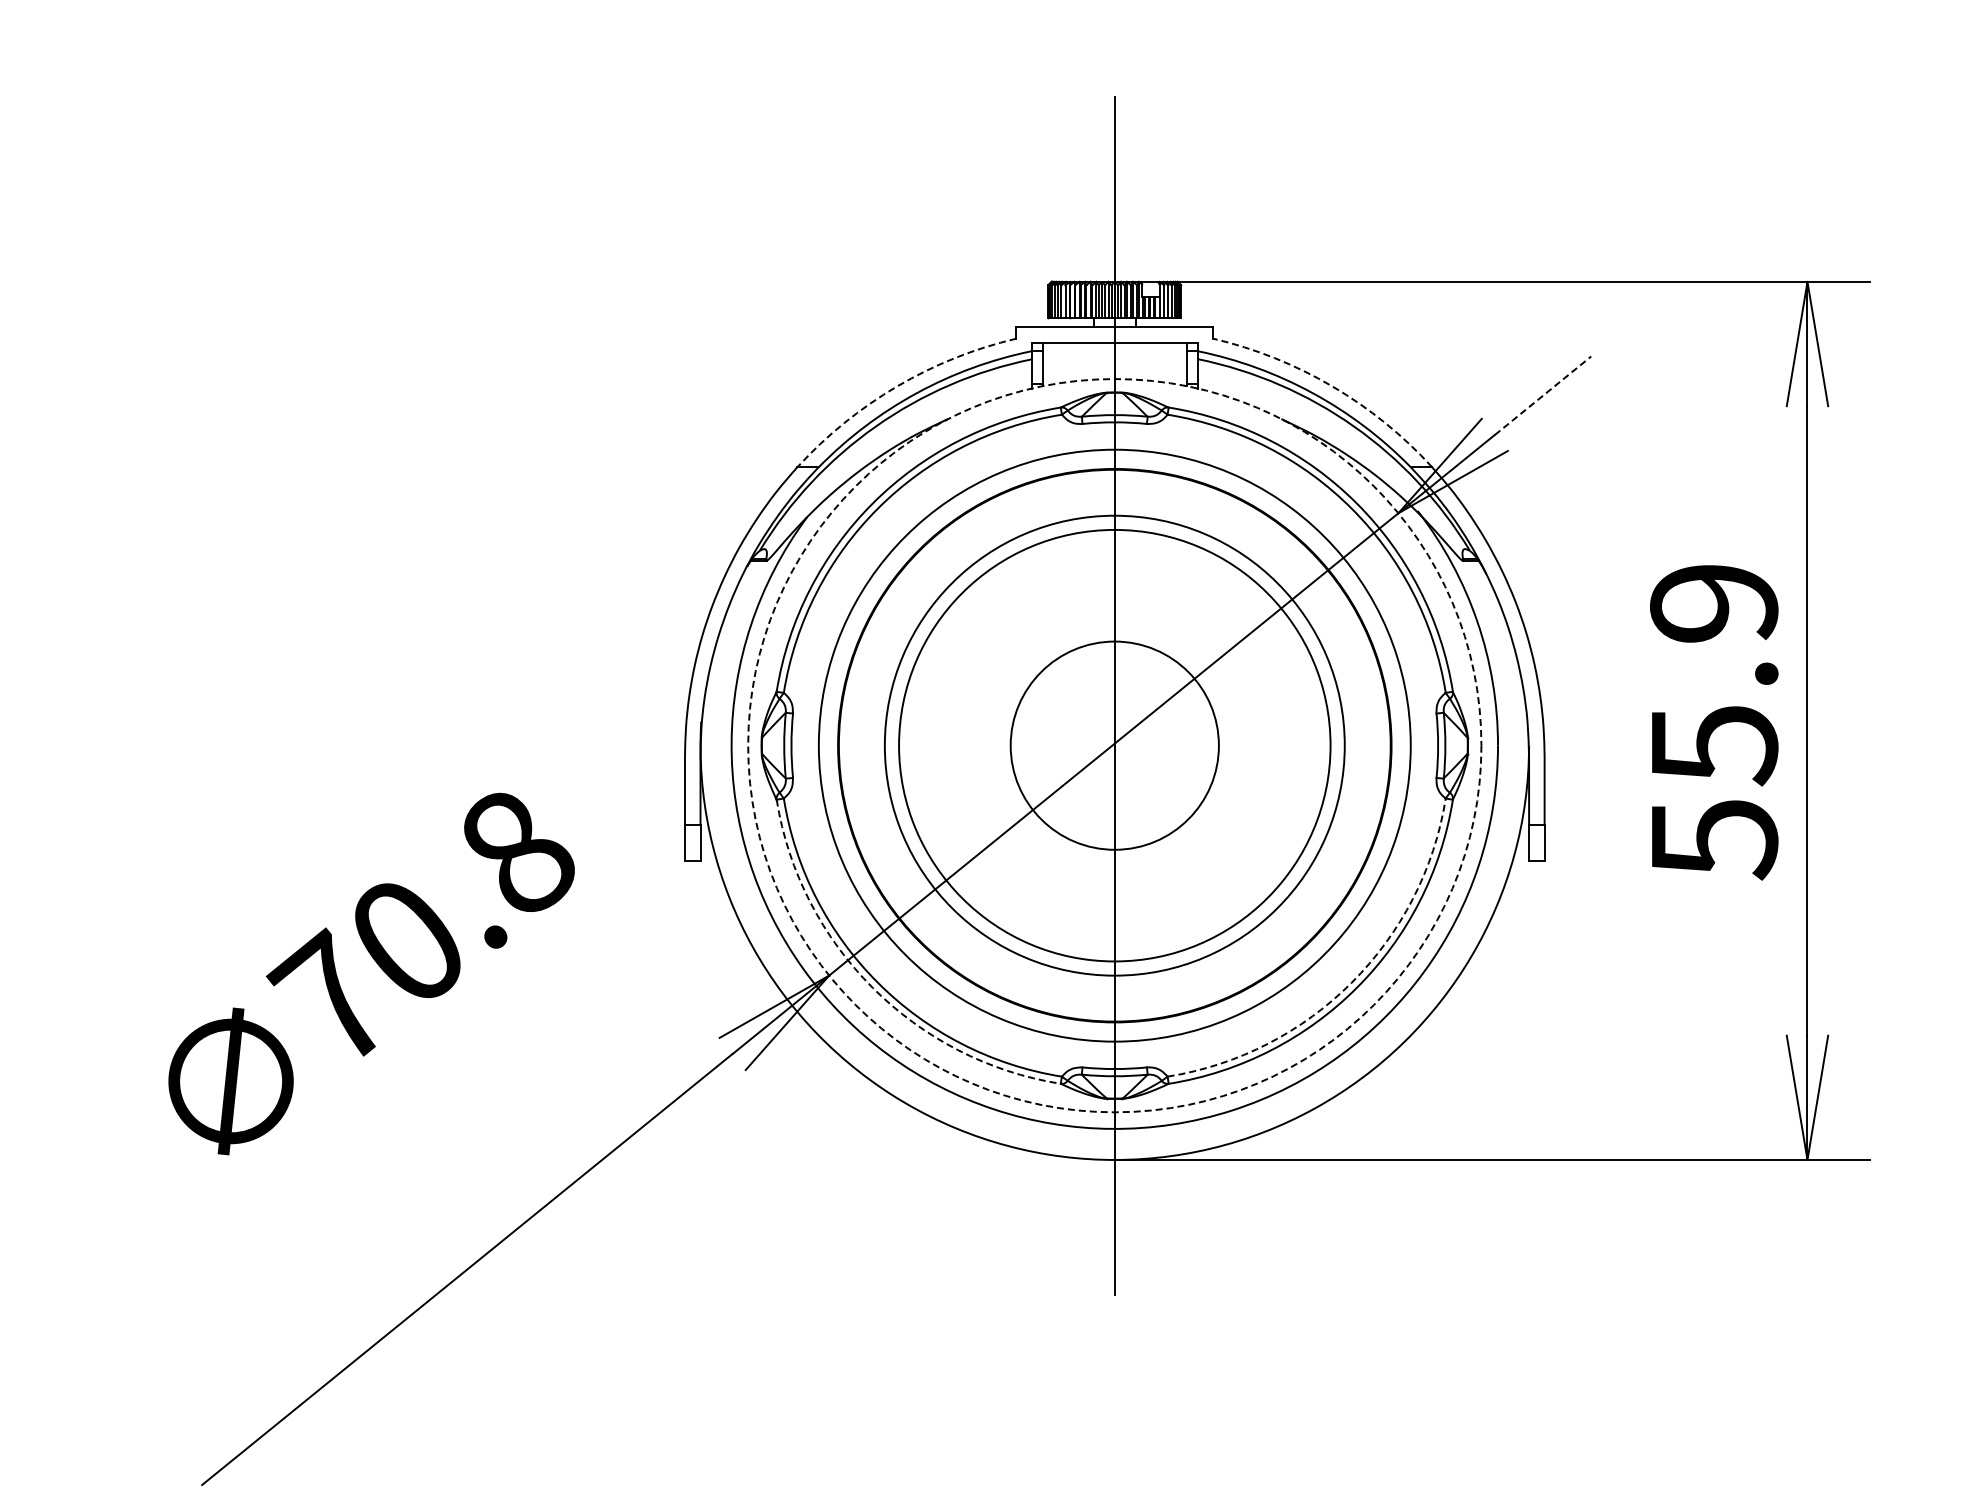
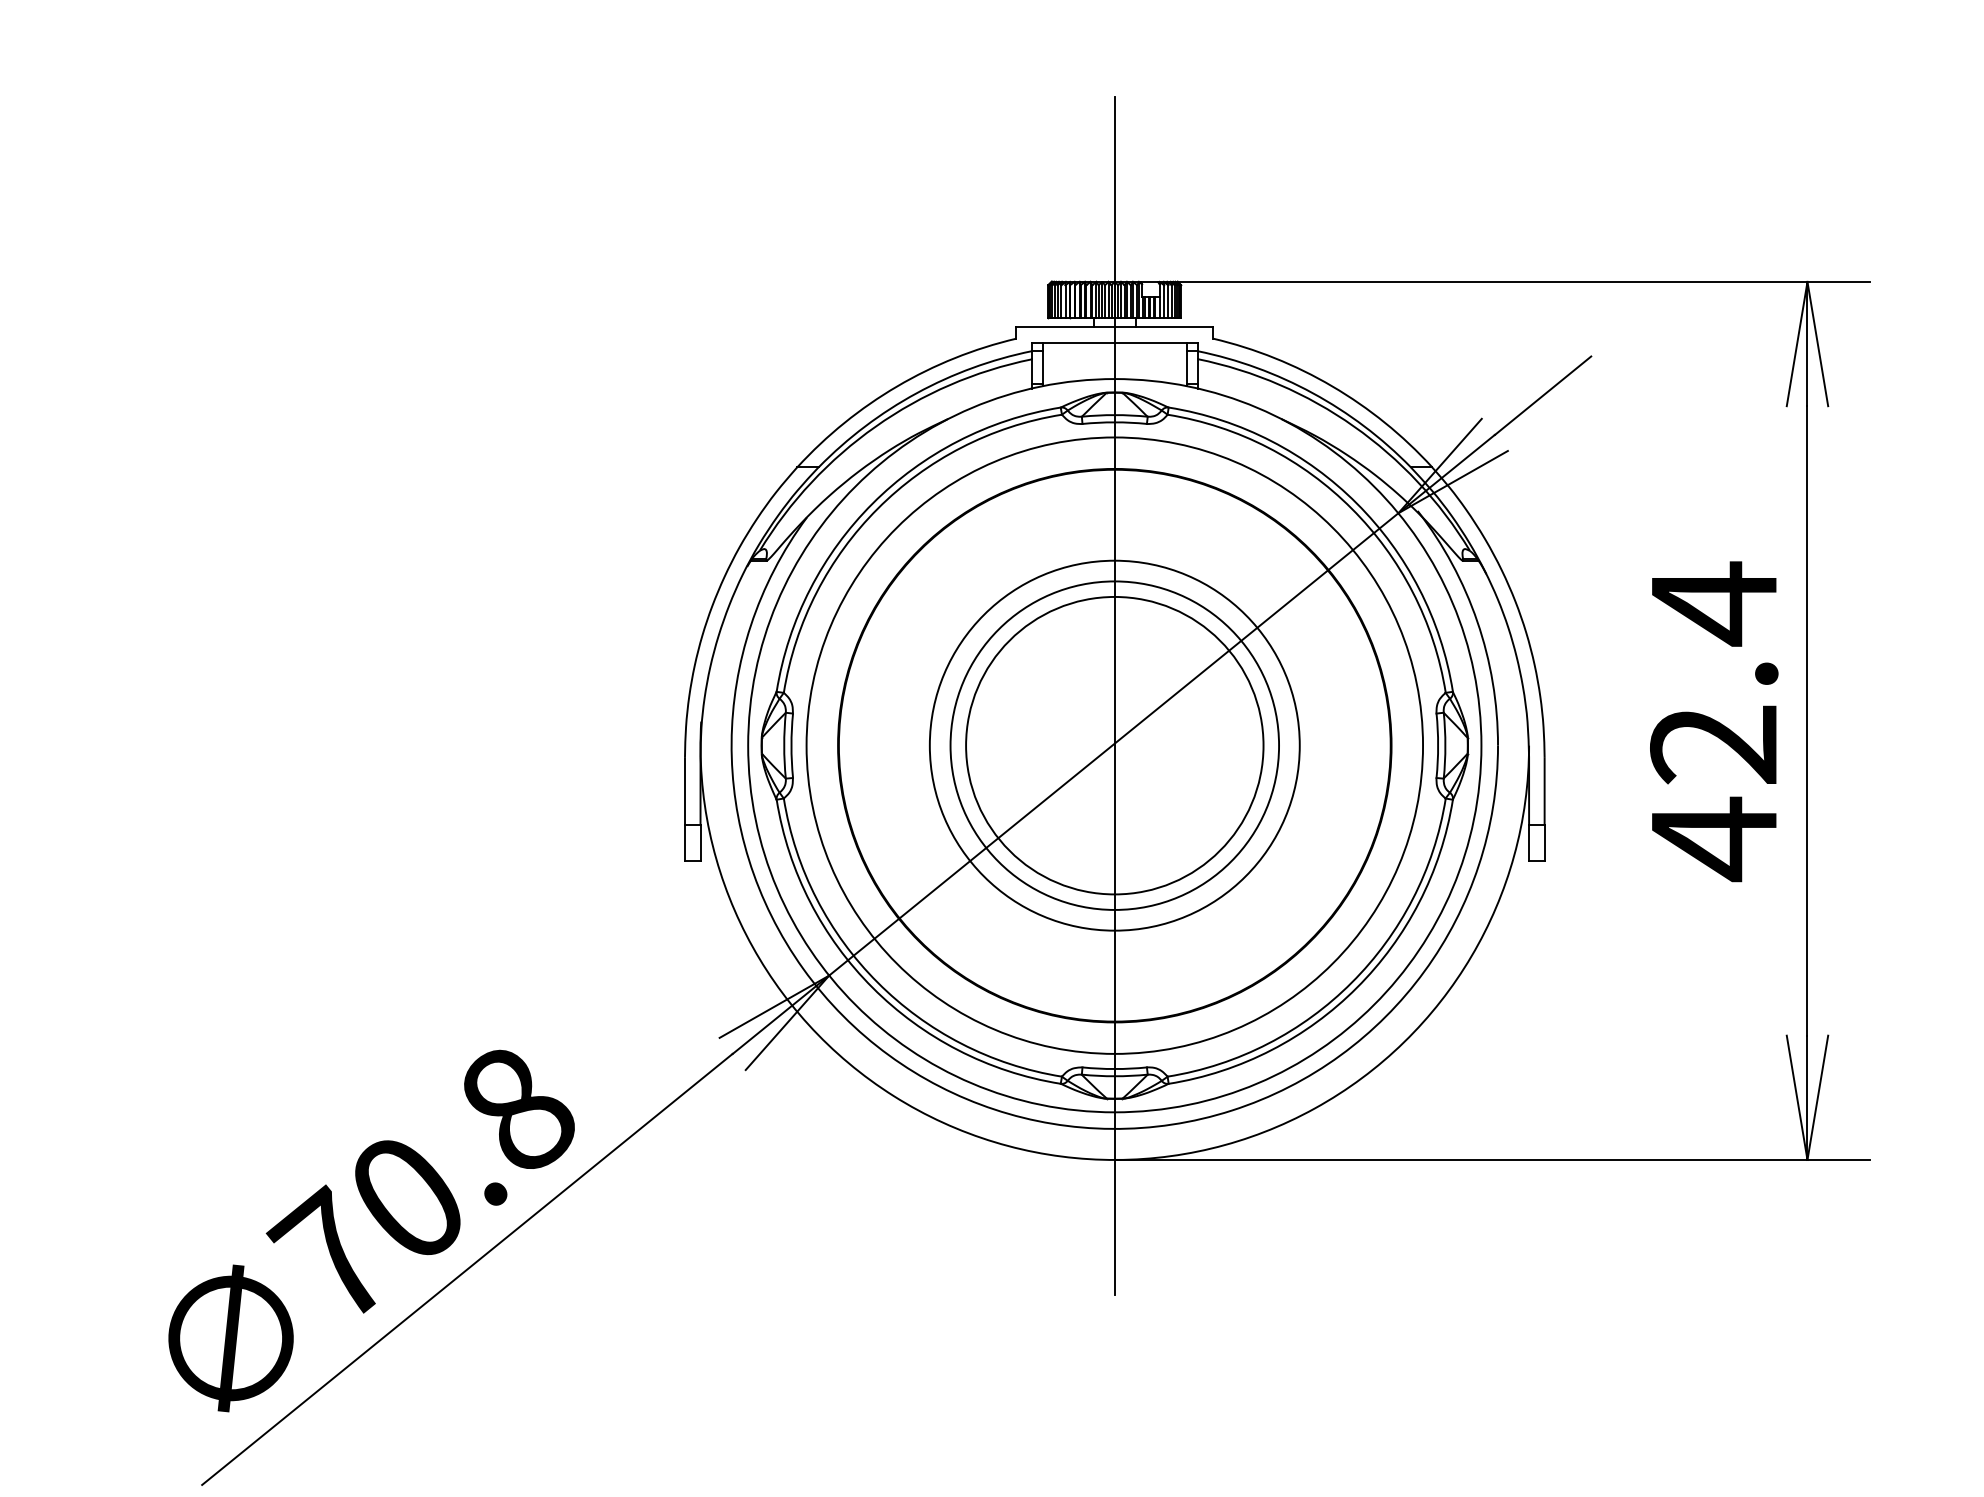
arc: dashed -> solid (897, 386)
arc: dashed -> solid (1332, 386)
line: dashed -> solid (1543, 395)
text: 55.9 -> 42.4 (1714, 721)
circle diameter: 208 px -> 297 px (1114, 745)
circle diameter: 432 px -> 616 px (1114, 745)
circle diameter: 460 px -> 329 px (1114, 745)
circle diameter: 592 px -> 370 px (1114, 745)
circle: dashed -> solid (1114, 745)
text position: (371, 973) -> (371, 1230) (371, 1230)
arc: dashed -> solid (1351, 982)
arc: dashed -> solid (872, 987)
